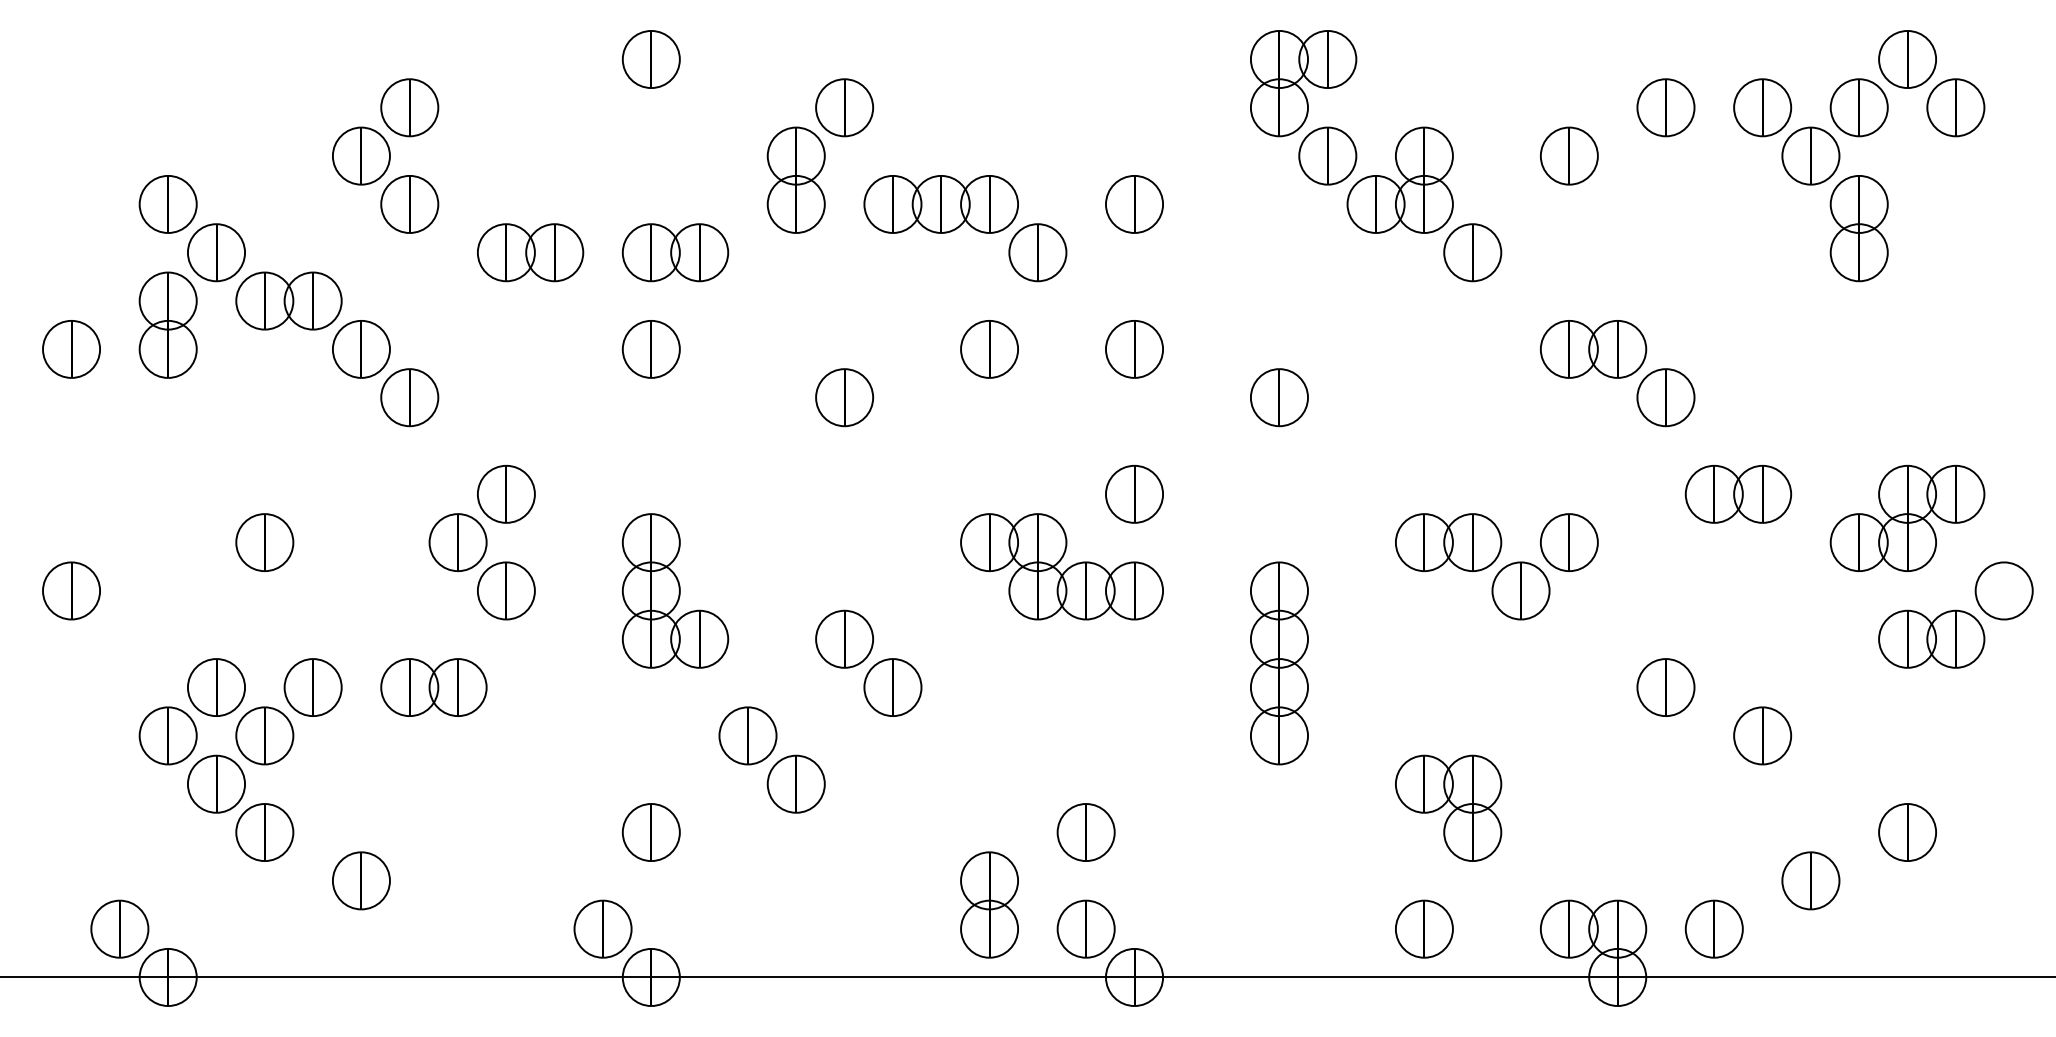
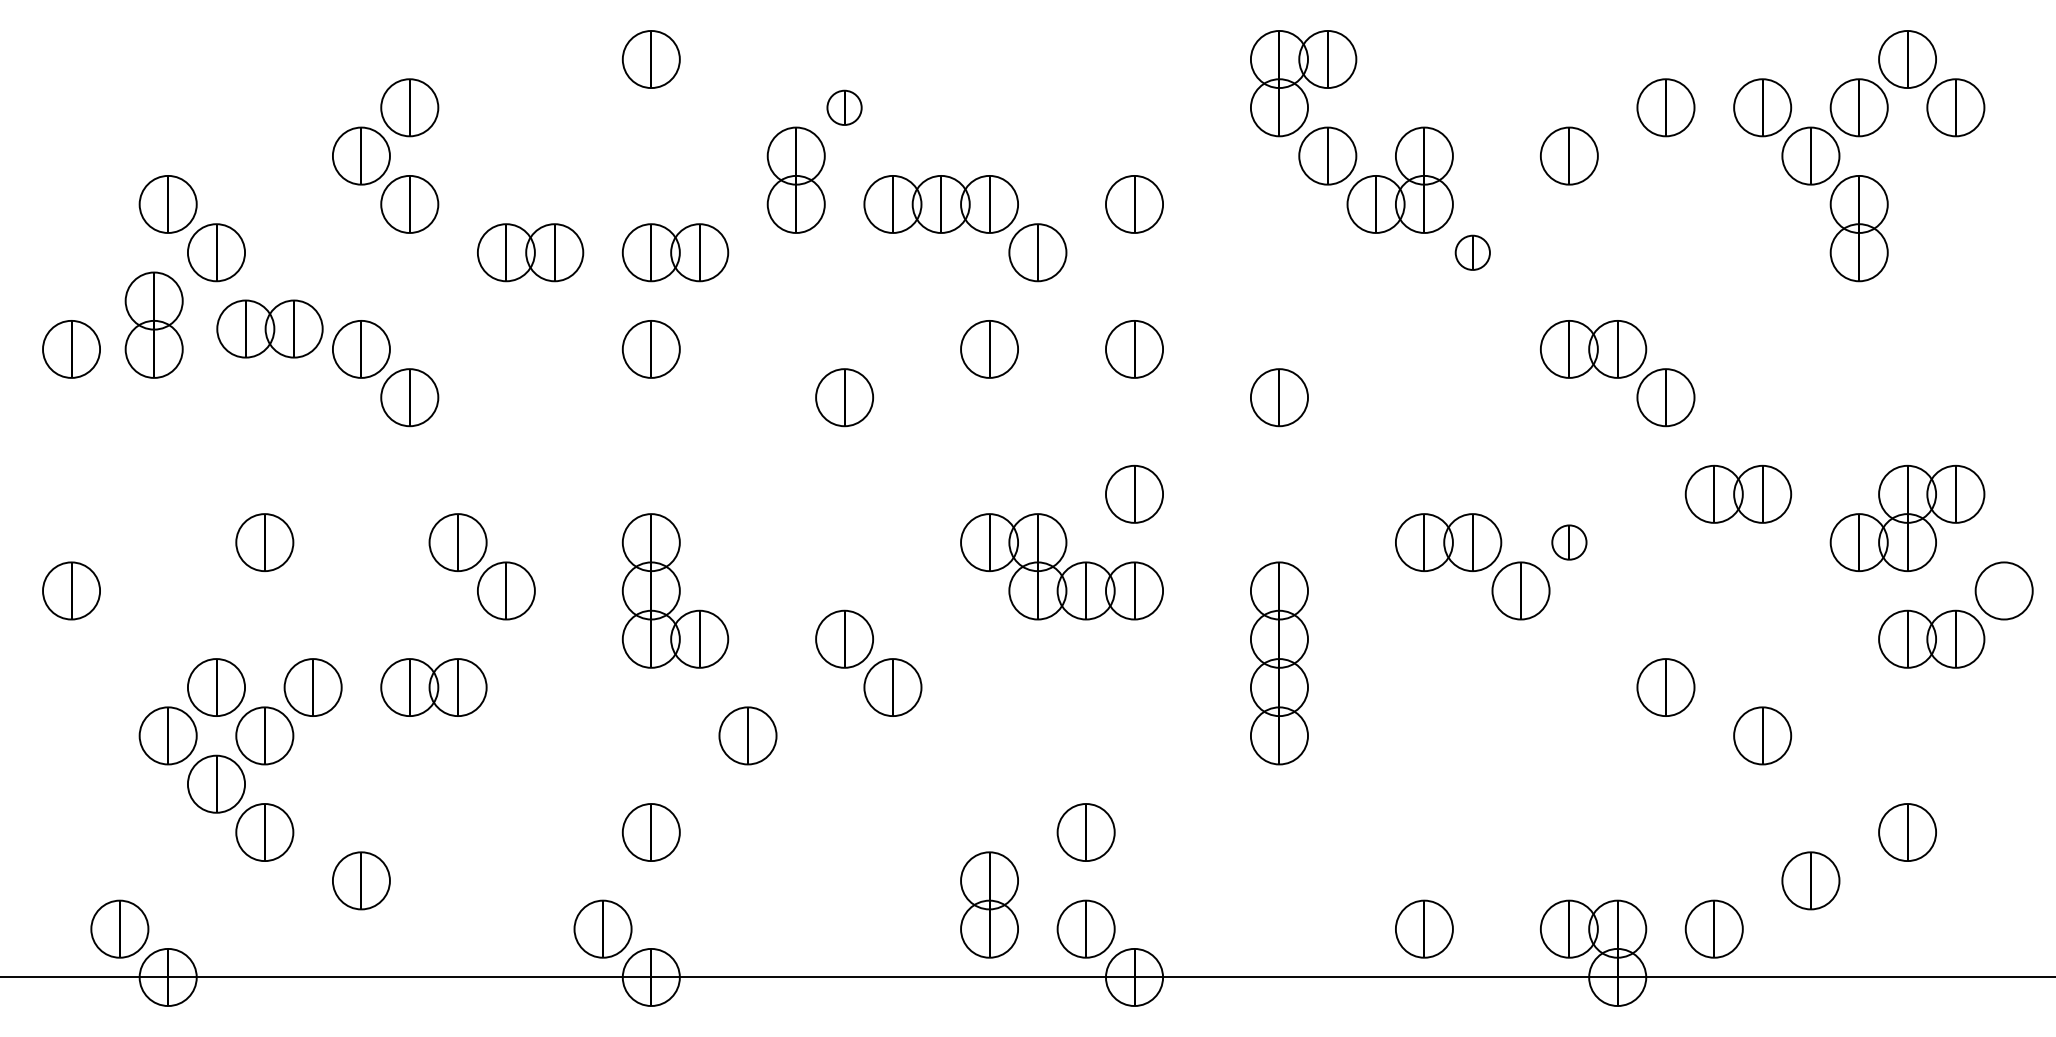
part size: 59x60 px -> 37x37 px (844, 107)
part size: 60x60 px -> 37x37 px (1472, 252)
part position: (288, 300) -> (269, 328) (269, 328)
part position: (167, 324) -> (153, 324) (153, 324)
part: present -> none (506, 493)
part size: 59x59 px -> 37x37 px (1569, 542)
part: present -> none (795, 783)
part: present -> none (1448, 807)
